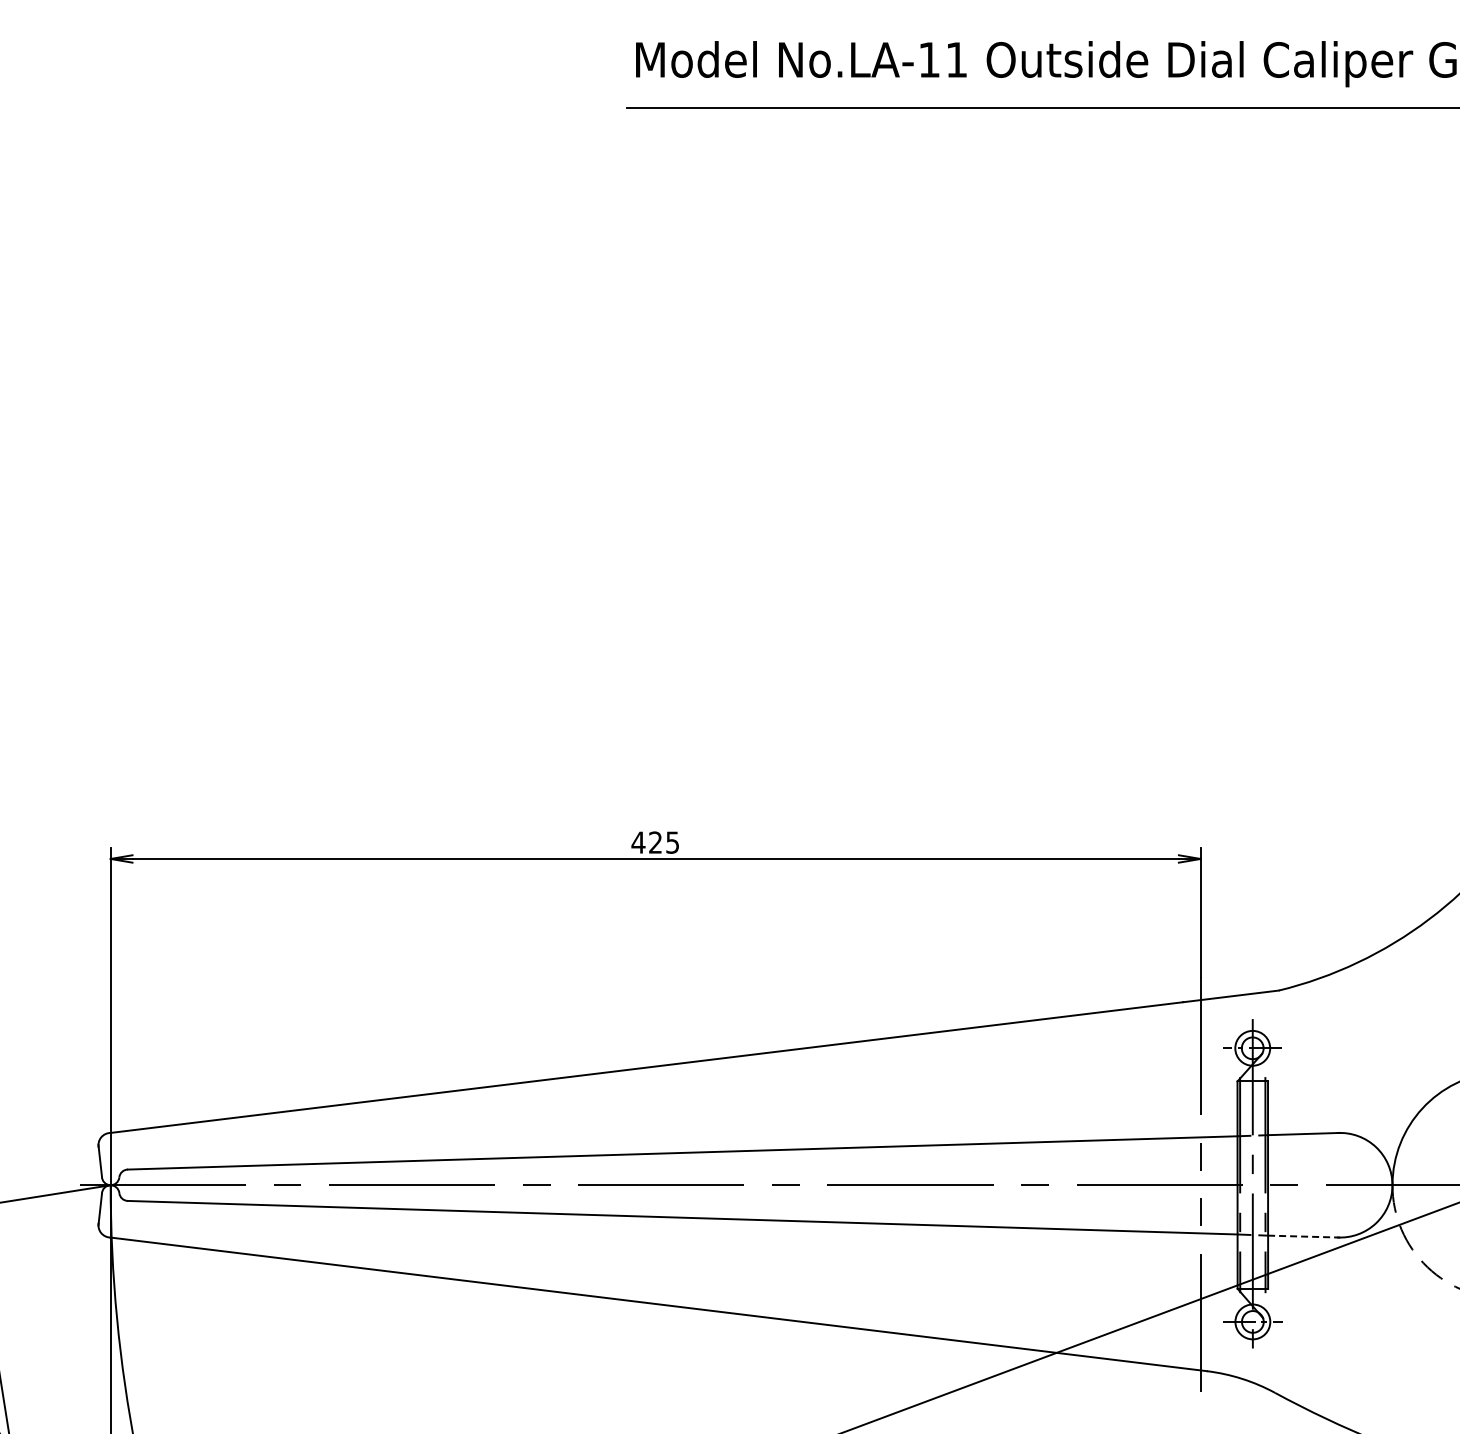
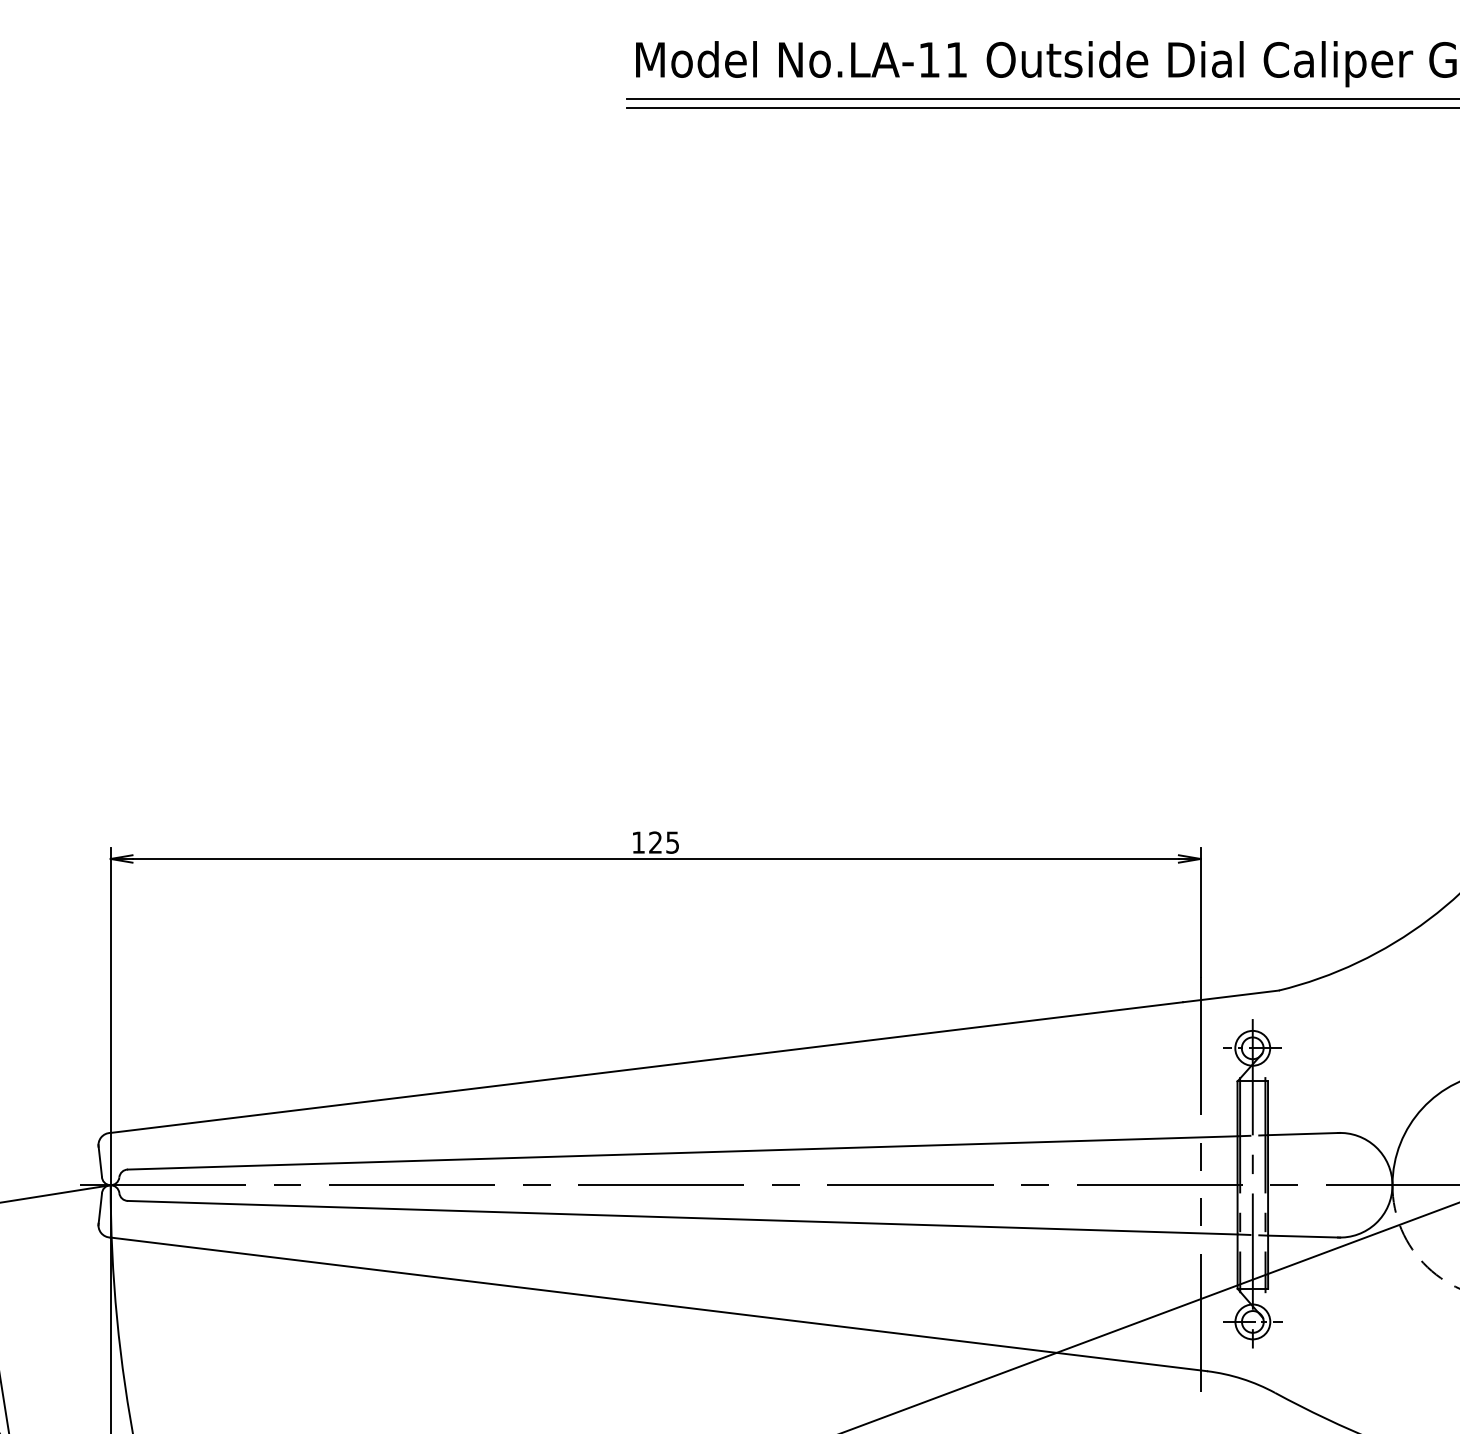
line: none -> present (1041, 99)
text: 425 -> 125 (638, 842)
line: dashed -> solid (1304, 1236)
